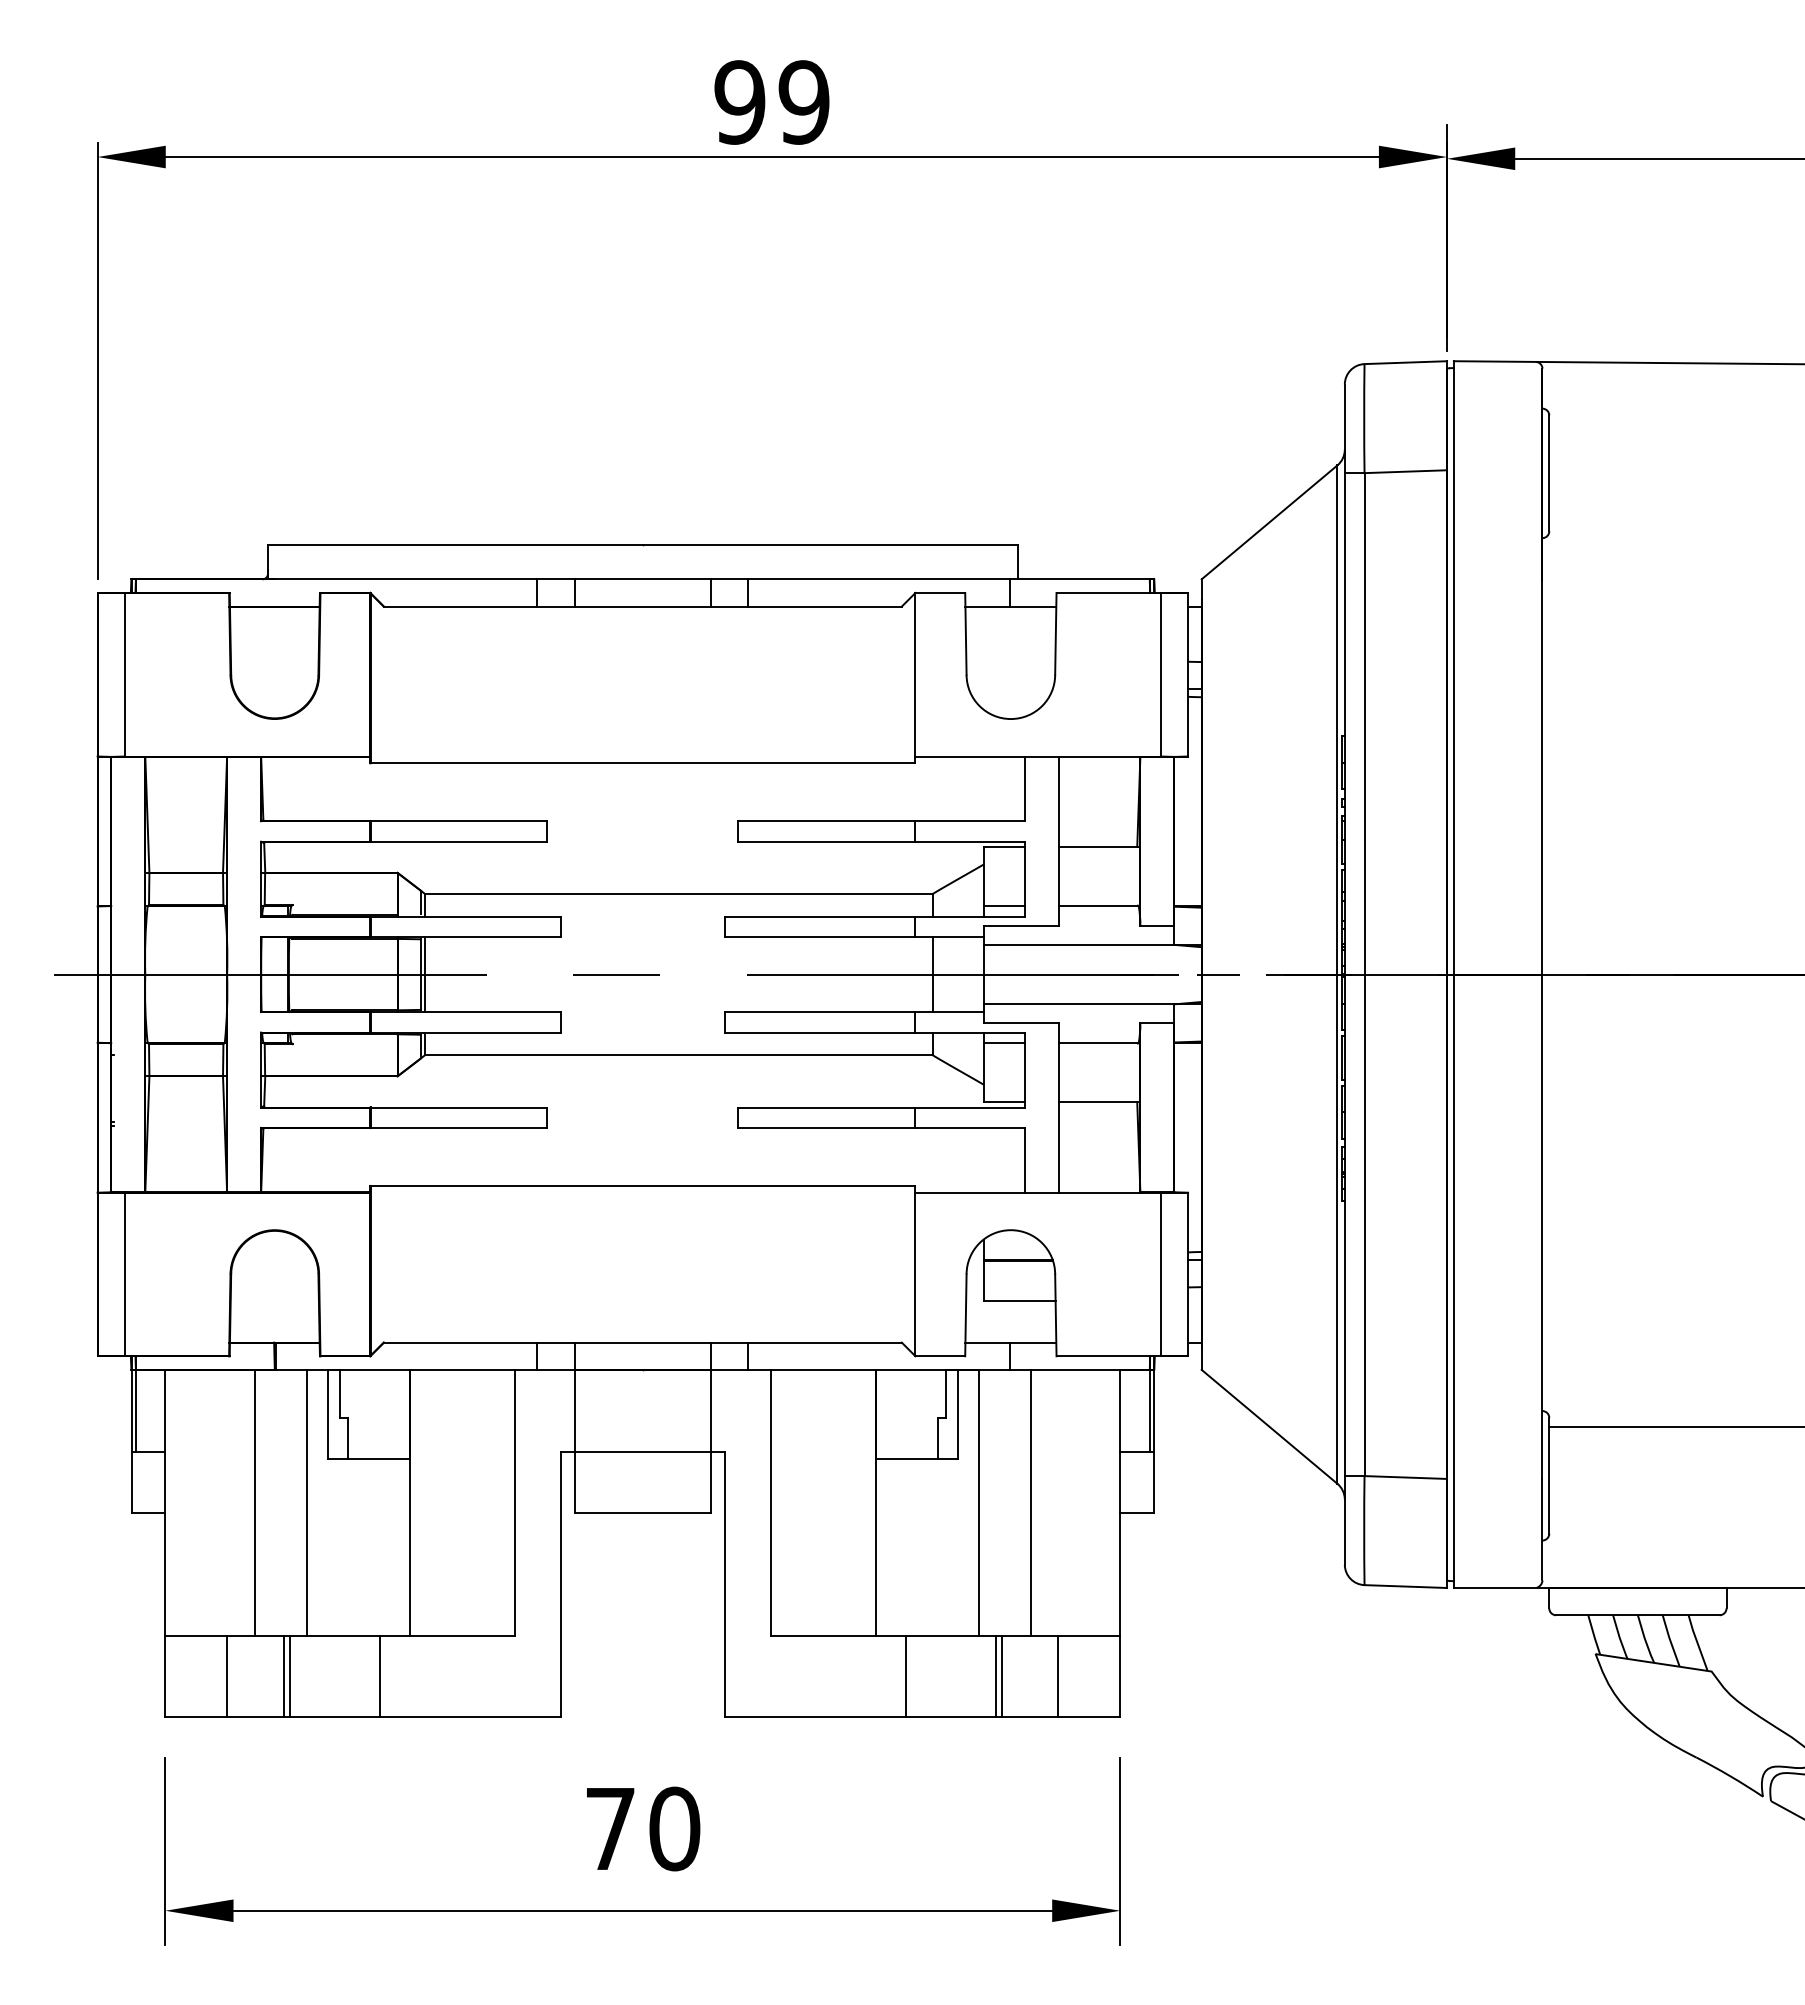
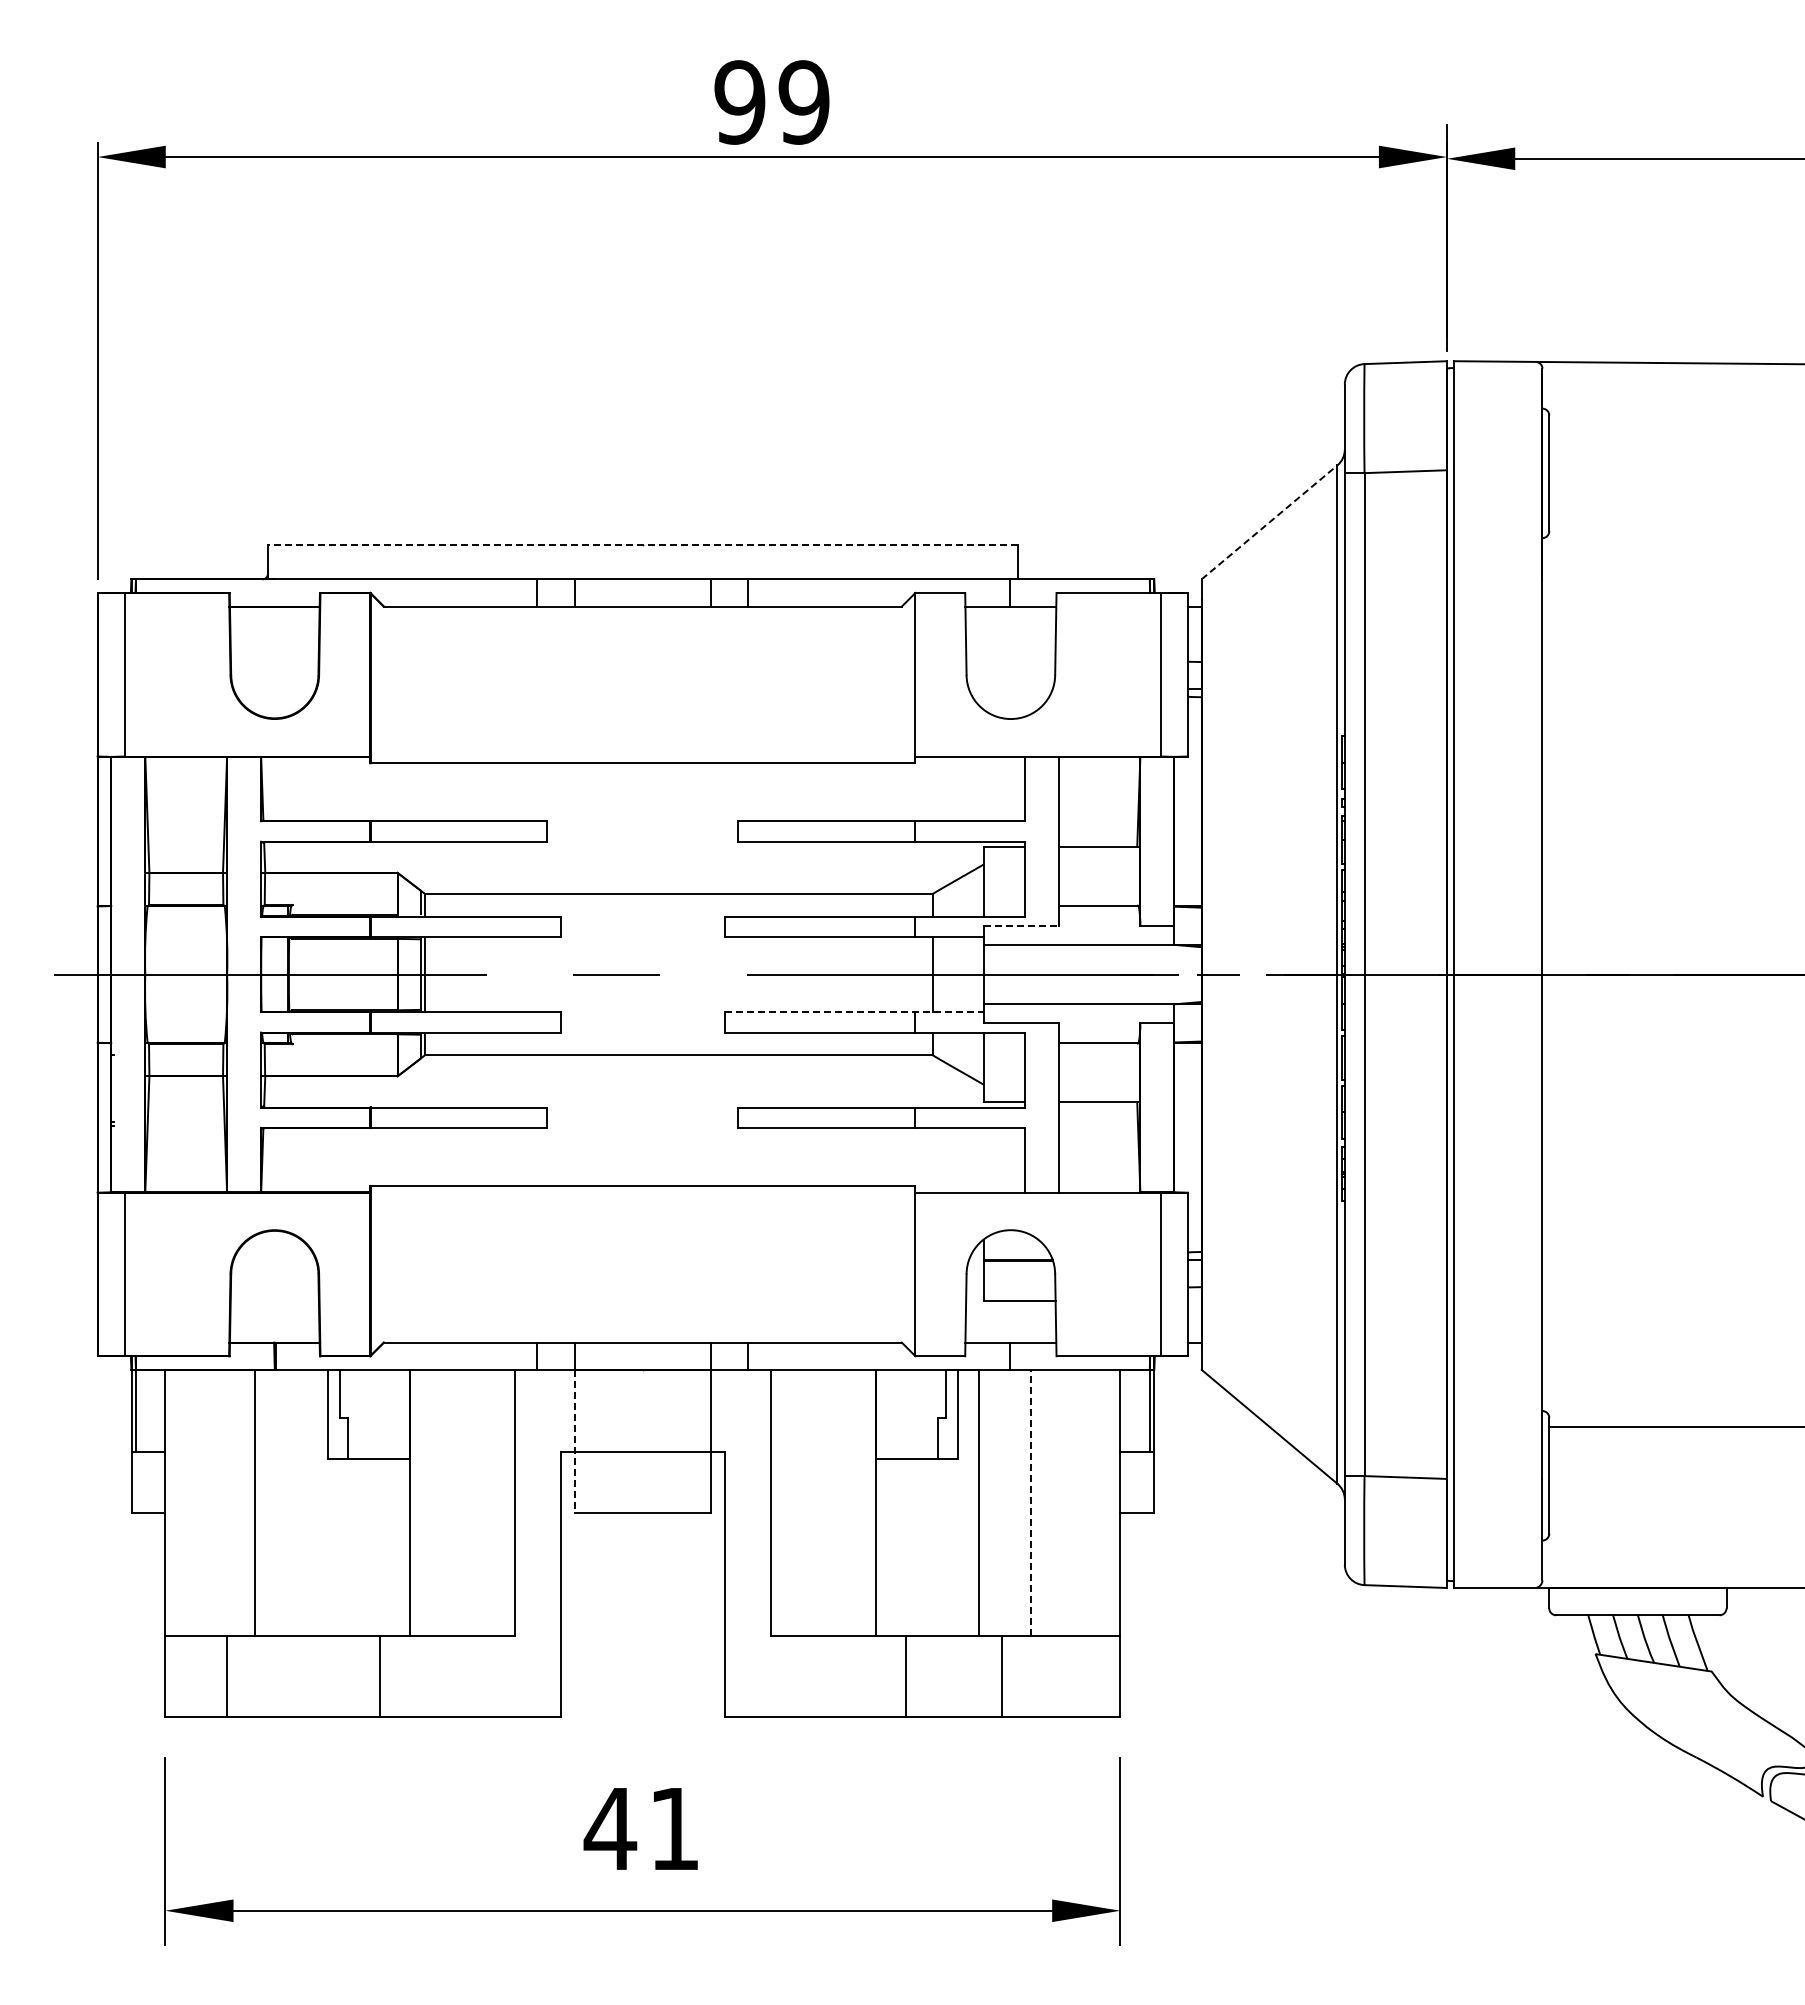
line: solid -> dashed (1269, 522)
line: solid -> dashed (642, 545)
line: present -> none (1003, 906)
line: solid -> dashed (1021, 925)
line: solid -> dashed (854, 1012)
line: present -> none (1003, 1042)
line: solid -> dashed (574, 1441)
line: present -> none (306, 1502)
line: solid -> dashed (1031, 1502)
line: present -> none (283, 1676)
line: present -> none (289, 1676)
line: present -> none (995, 1676)
line: present -> none (1058, 1676)
text: 70 -> 41 (641, 1828)
